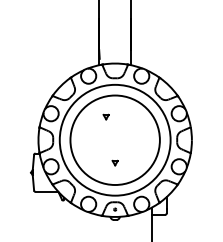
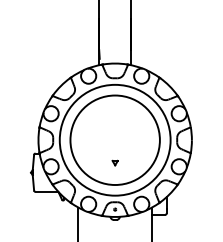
part: present -> none (105, 116)
line: none -> present (78, 222)
